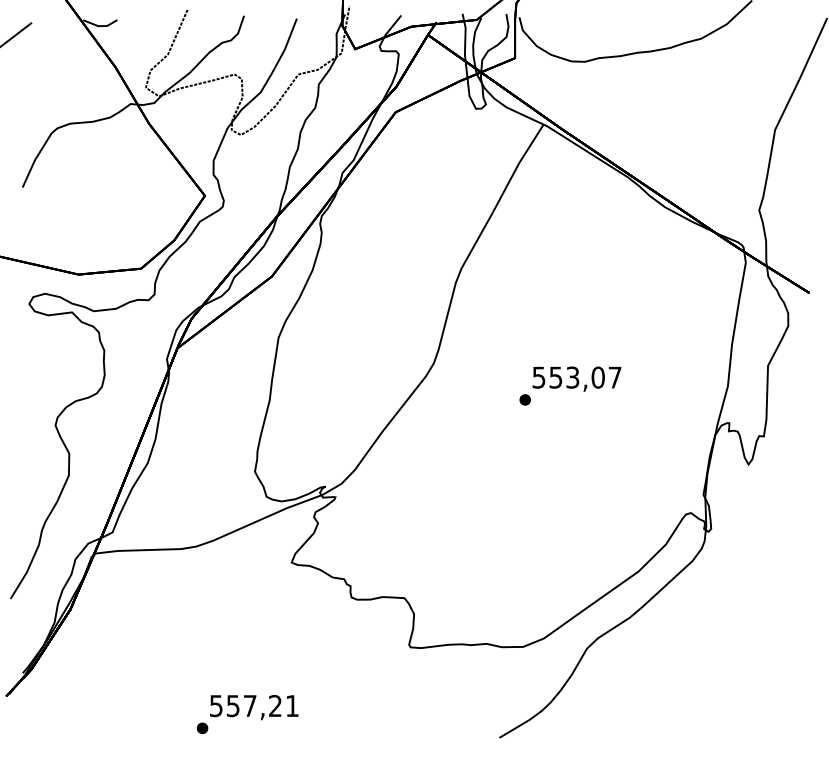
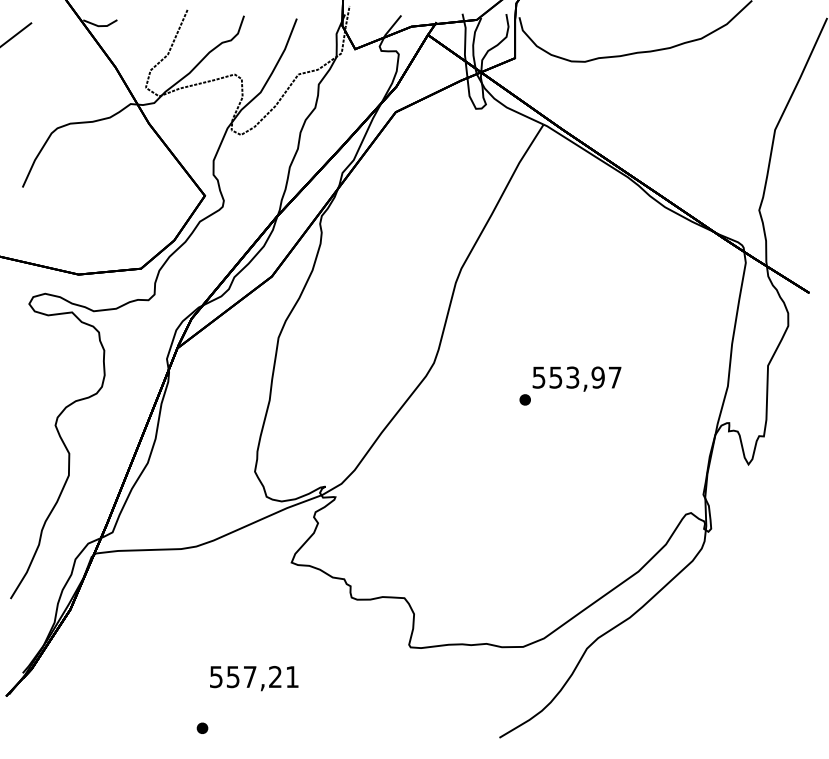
text: 553,07 -> 553,97 (597, 377)
text position: (254, 707) -> (254, 678) (254, 678)
